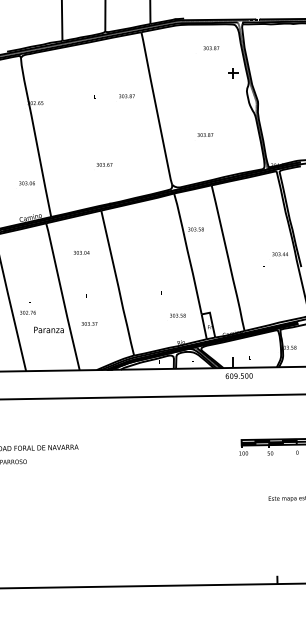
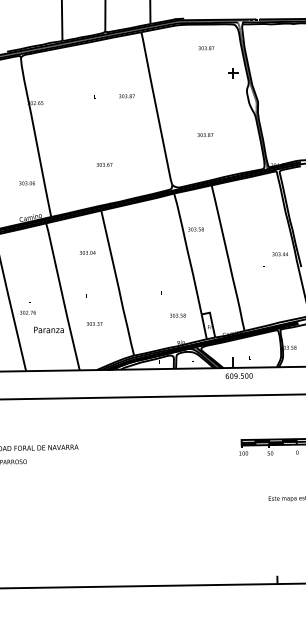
text position: (211, 48) -> (206, 48) (206, 48)
text position: (81, 252) -> (87, 252) (87, 252)
text position: (89, 323) -> (94, 323) (94, 323)
